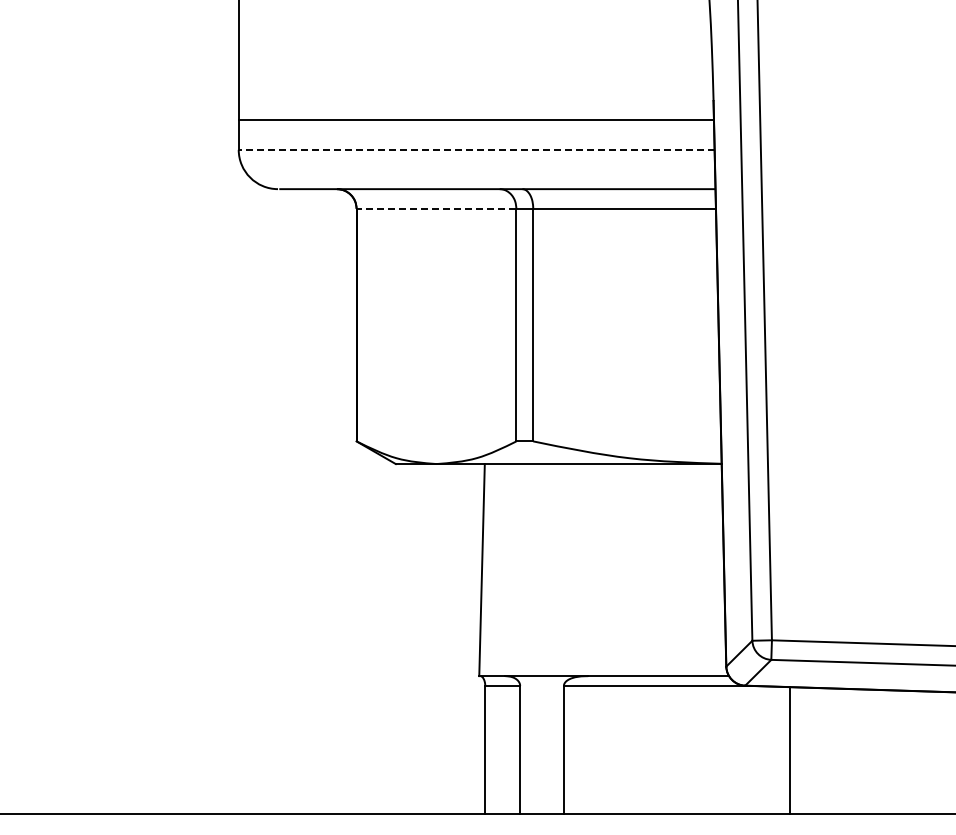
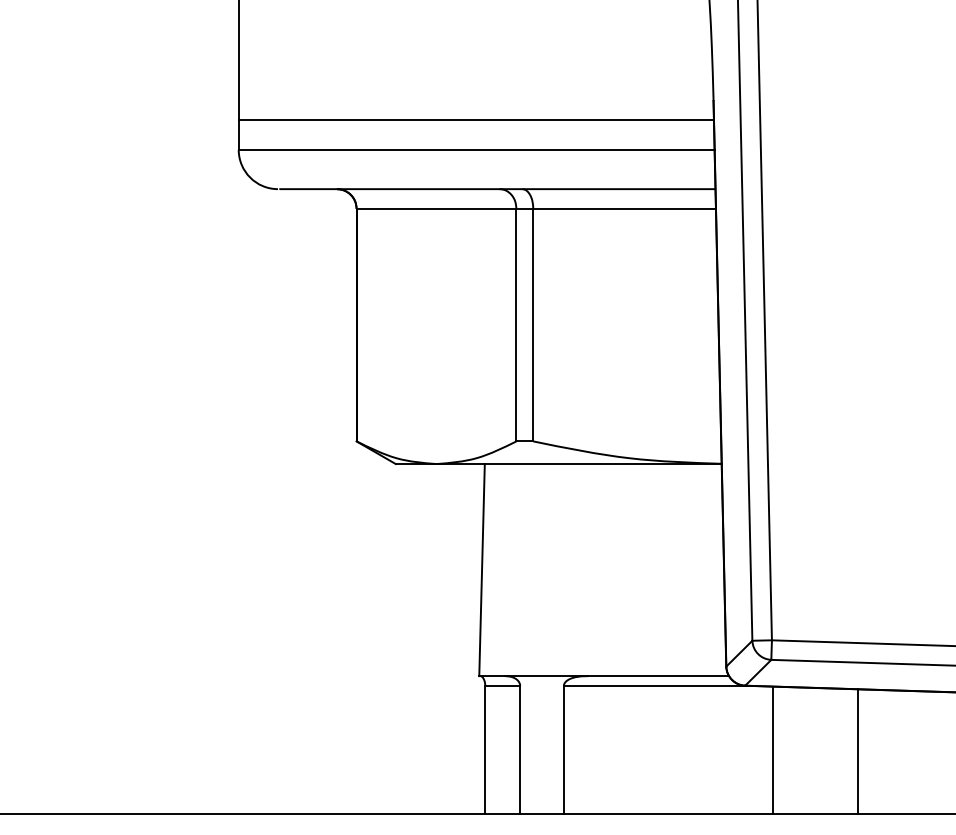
line: dashed -> solid (476, 149)
line: dashed -> solid (436, 208)
line position: (790, 749) -> (773, 749) (773, 749)
line: none -> present (857, 751)
